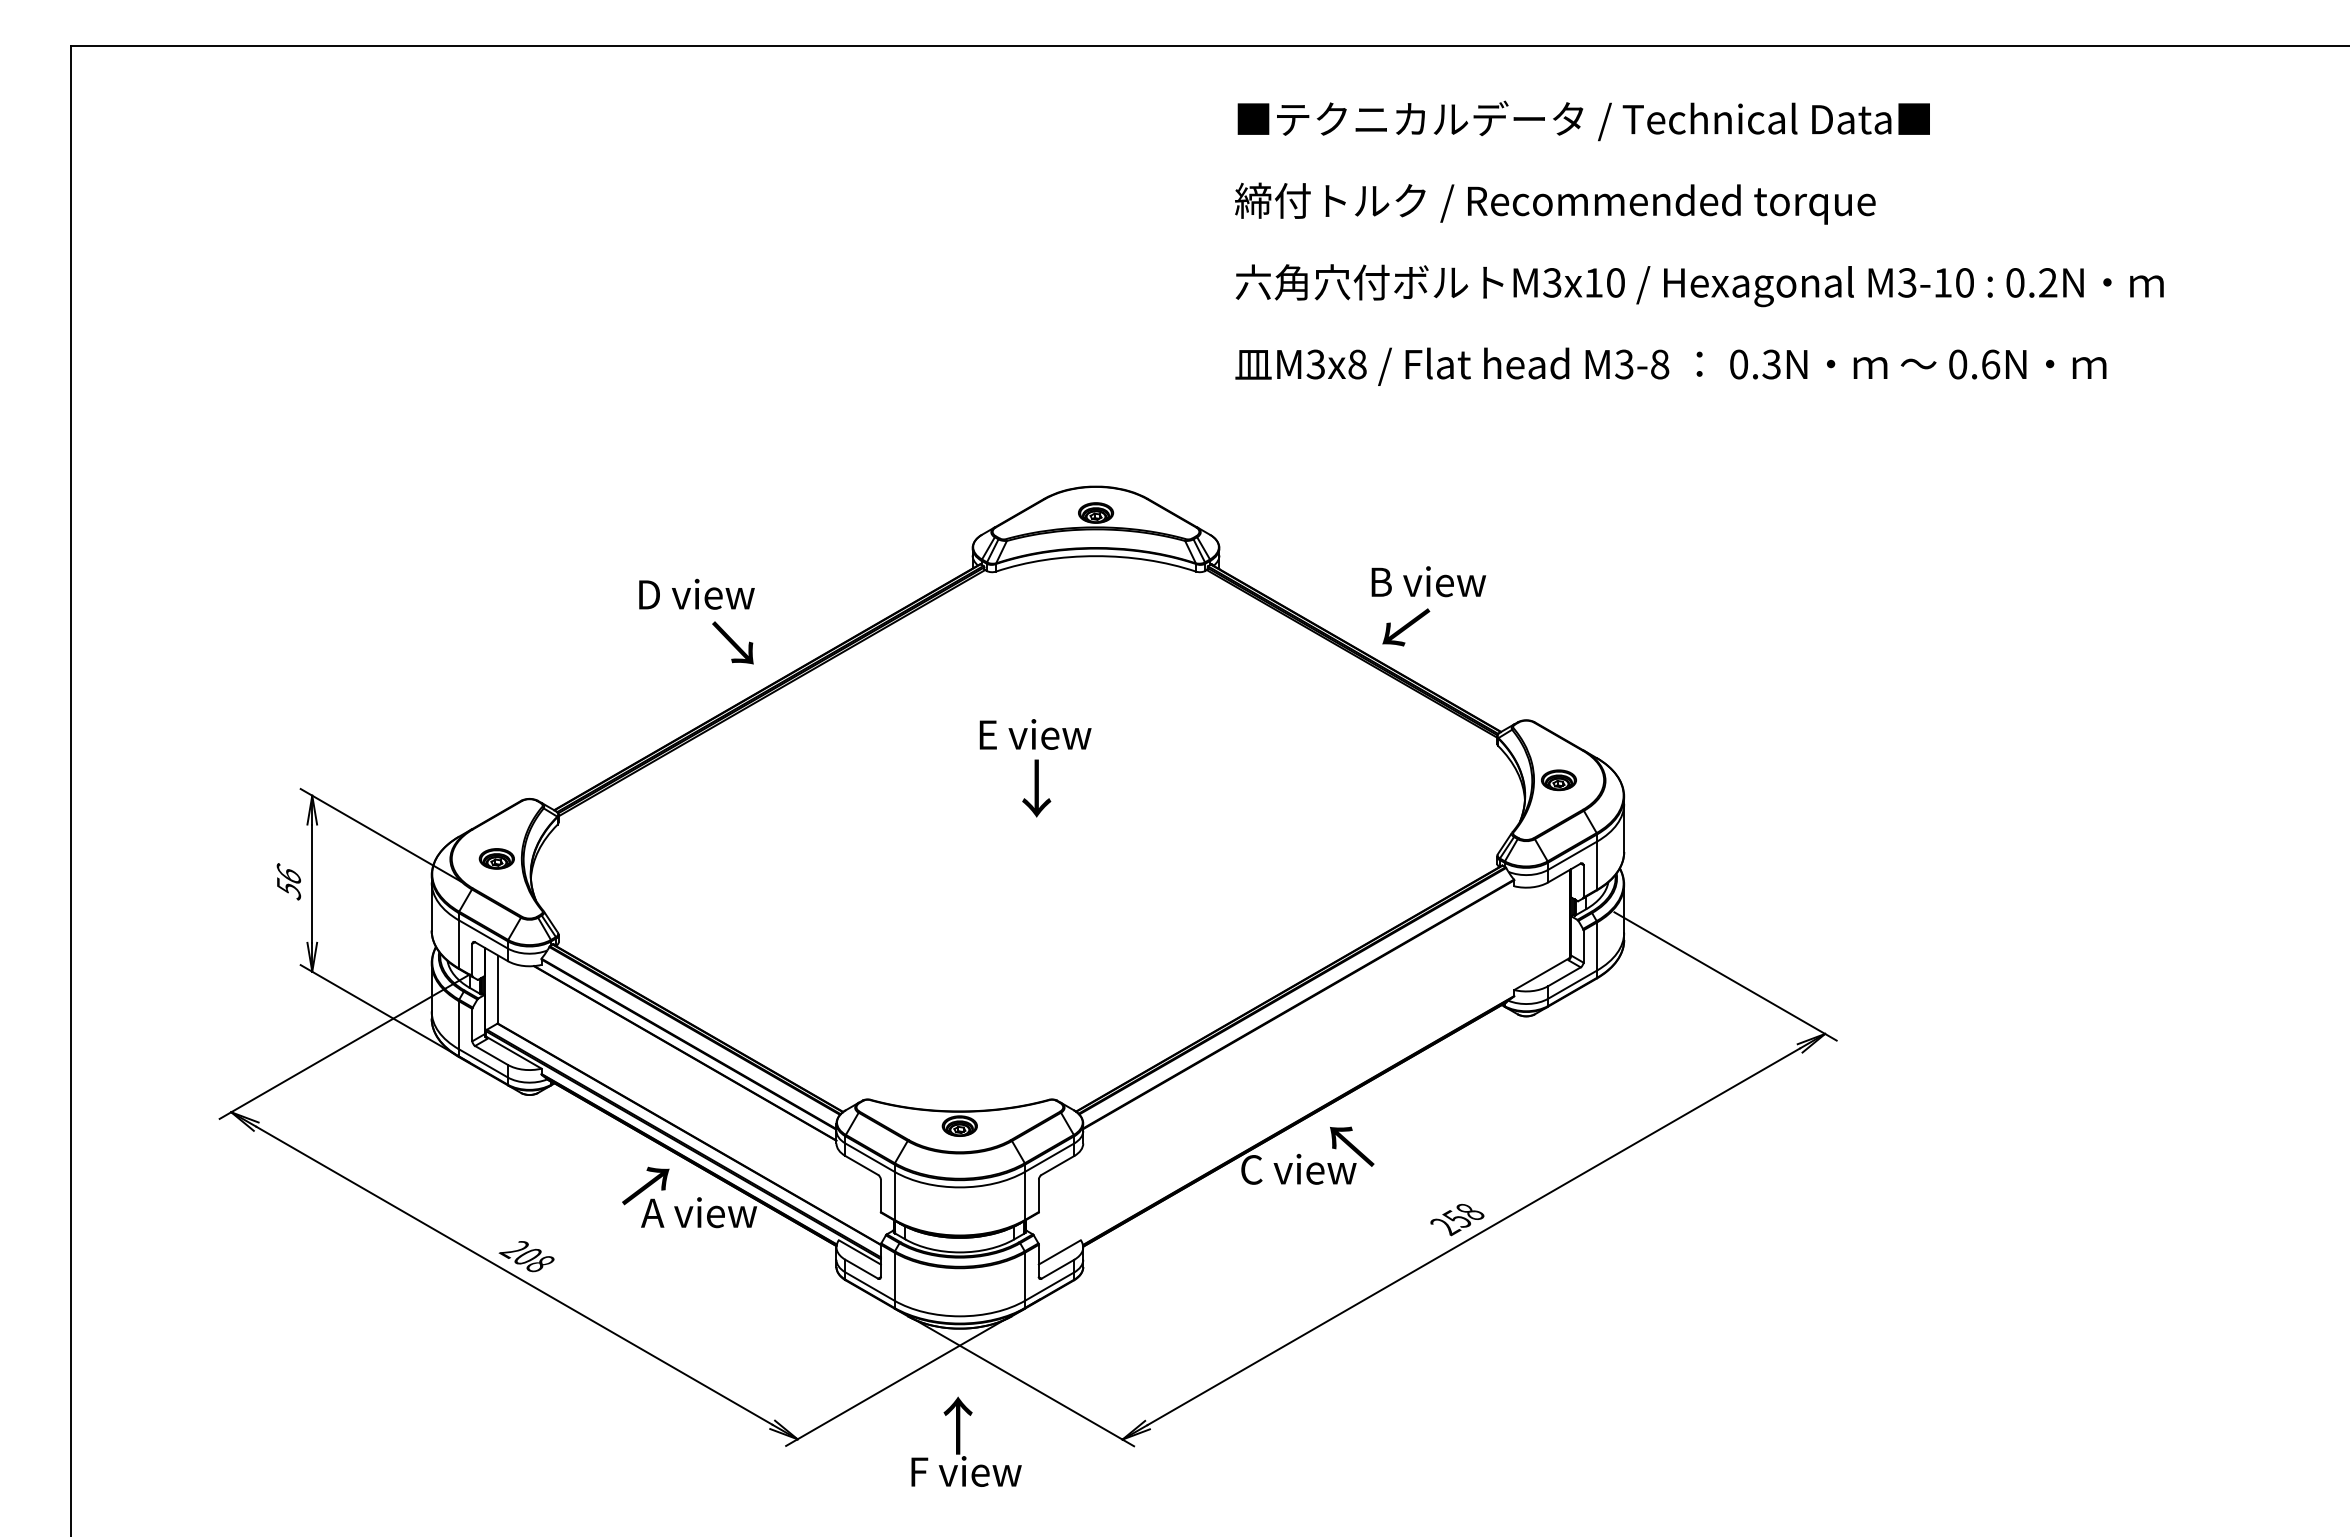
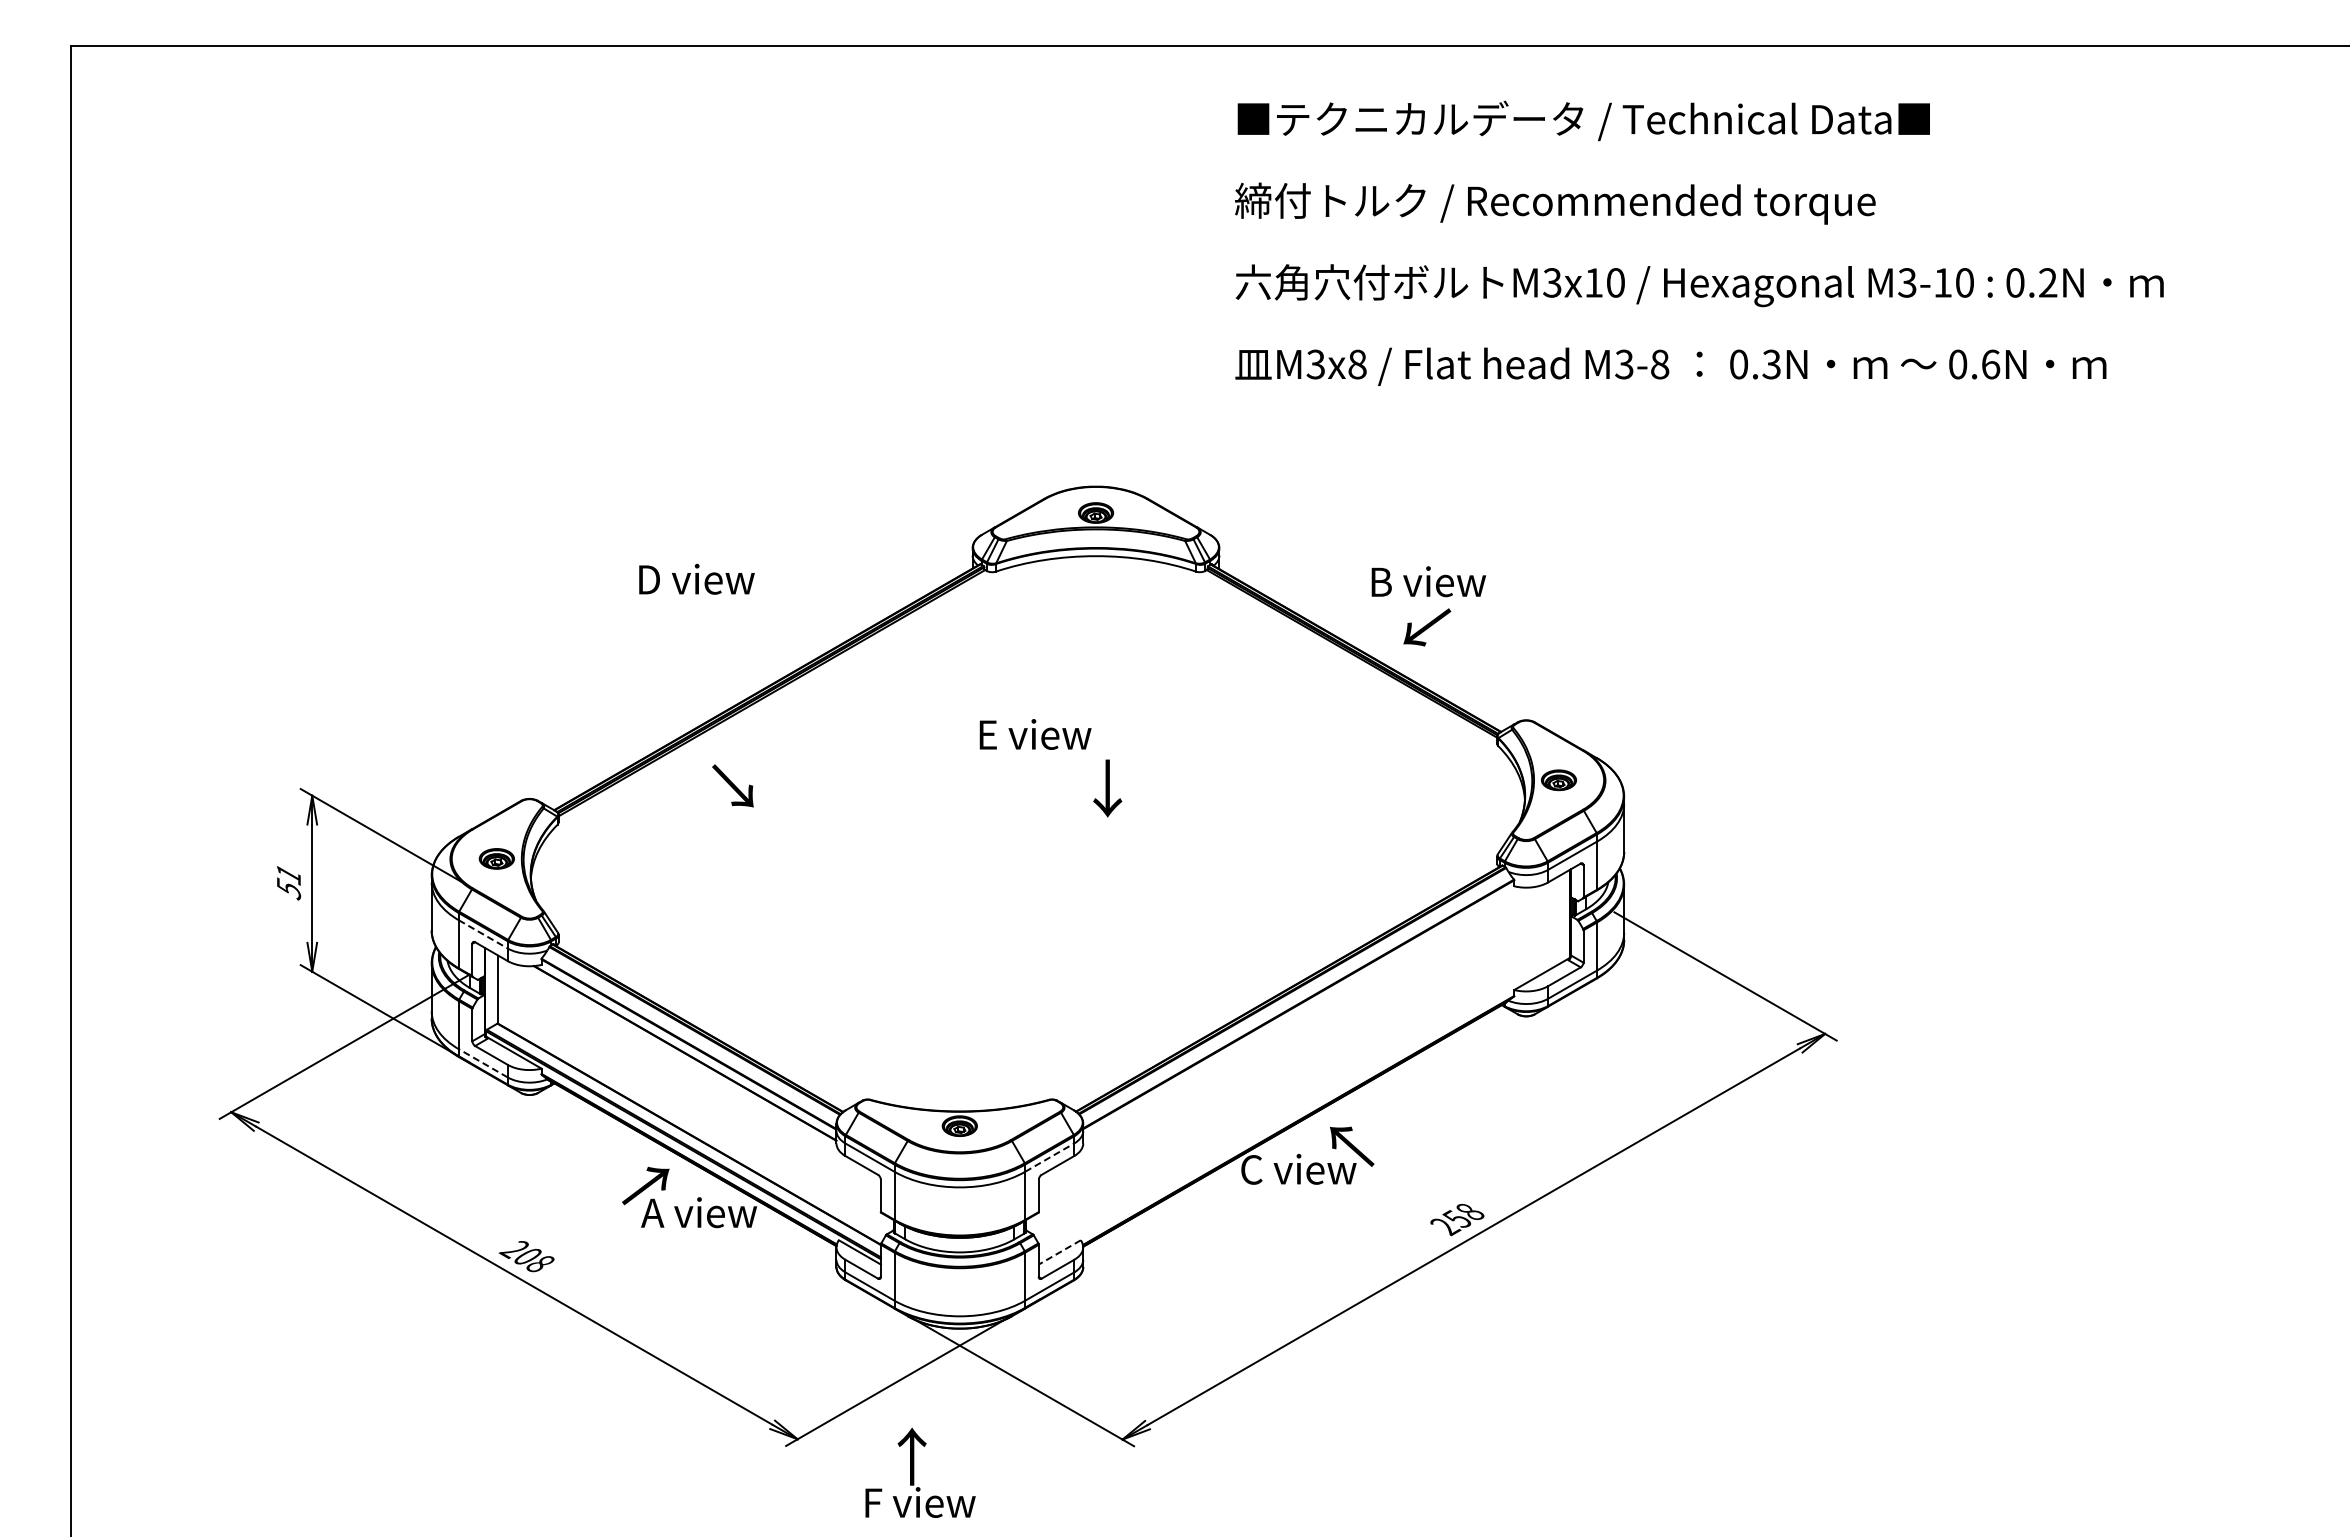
text position: (696, 593) -> (696, 578) (696, 578)
text position: (1406, 627) -> (1427, 627) (1427, 627)
text position: (732, 642) -> (732, 785) (732, 785)
text position: (1036, 788) -> (1107, 788) (1107, 788)
text: 56 -> 51 (288, 874)
line: solid -> dashed (483, 934)
line: solid -> dashed (482, 1063)
line: solid -> dashed (1050, 1157)
line: solid -> dashed (1059, 1252)
text position: (966, 1441) -> (920, 1472) (920, 1472)
